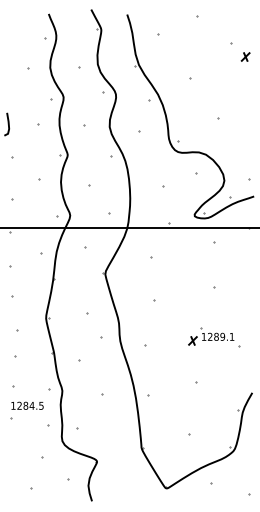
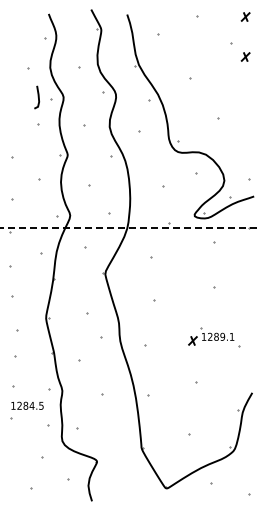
part: none -> present (245, 16)
line position: (7, 124) -> (37, 97) (37, 97)
line: solid -> dashed (129, 228)
